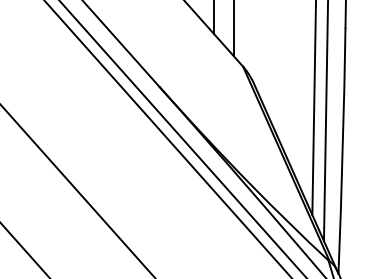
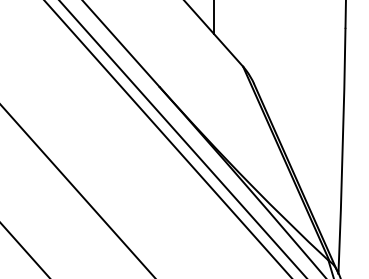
line: present -> none (233, 29)
line: present -> none (313, 108)
line: present -> none (325, 121)
